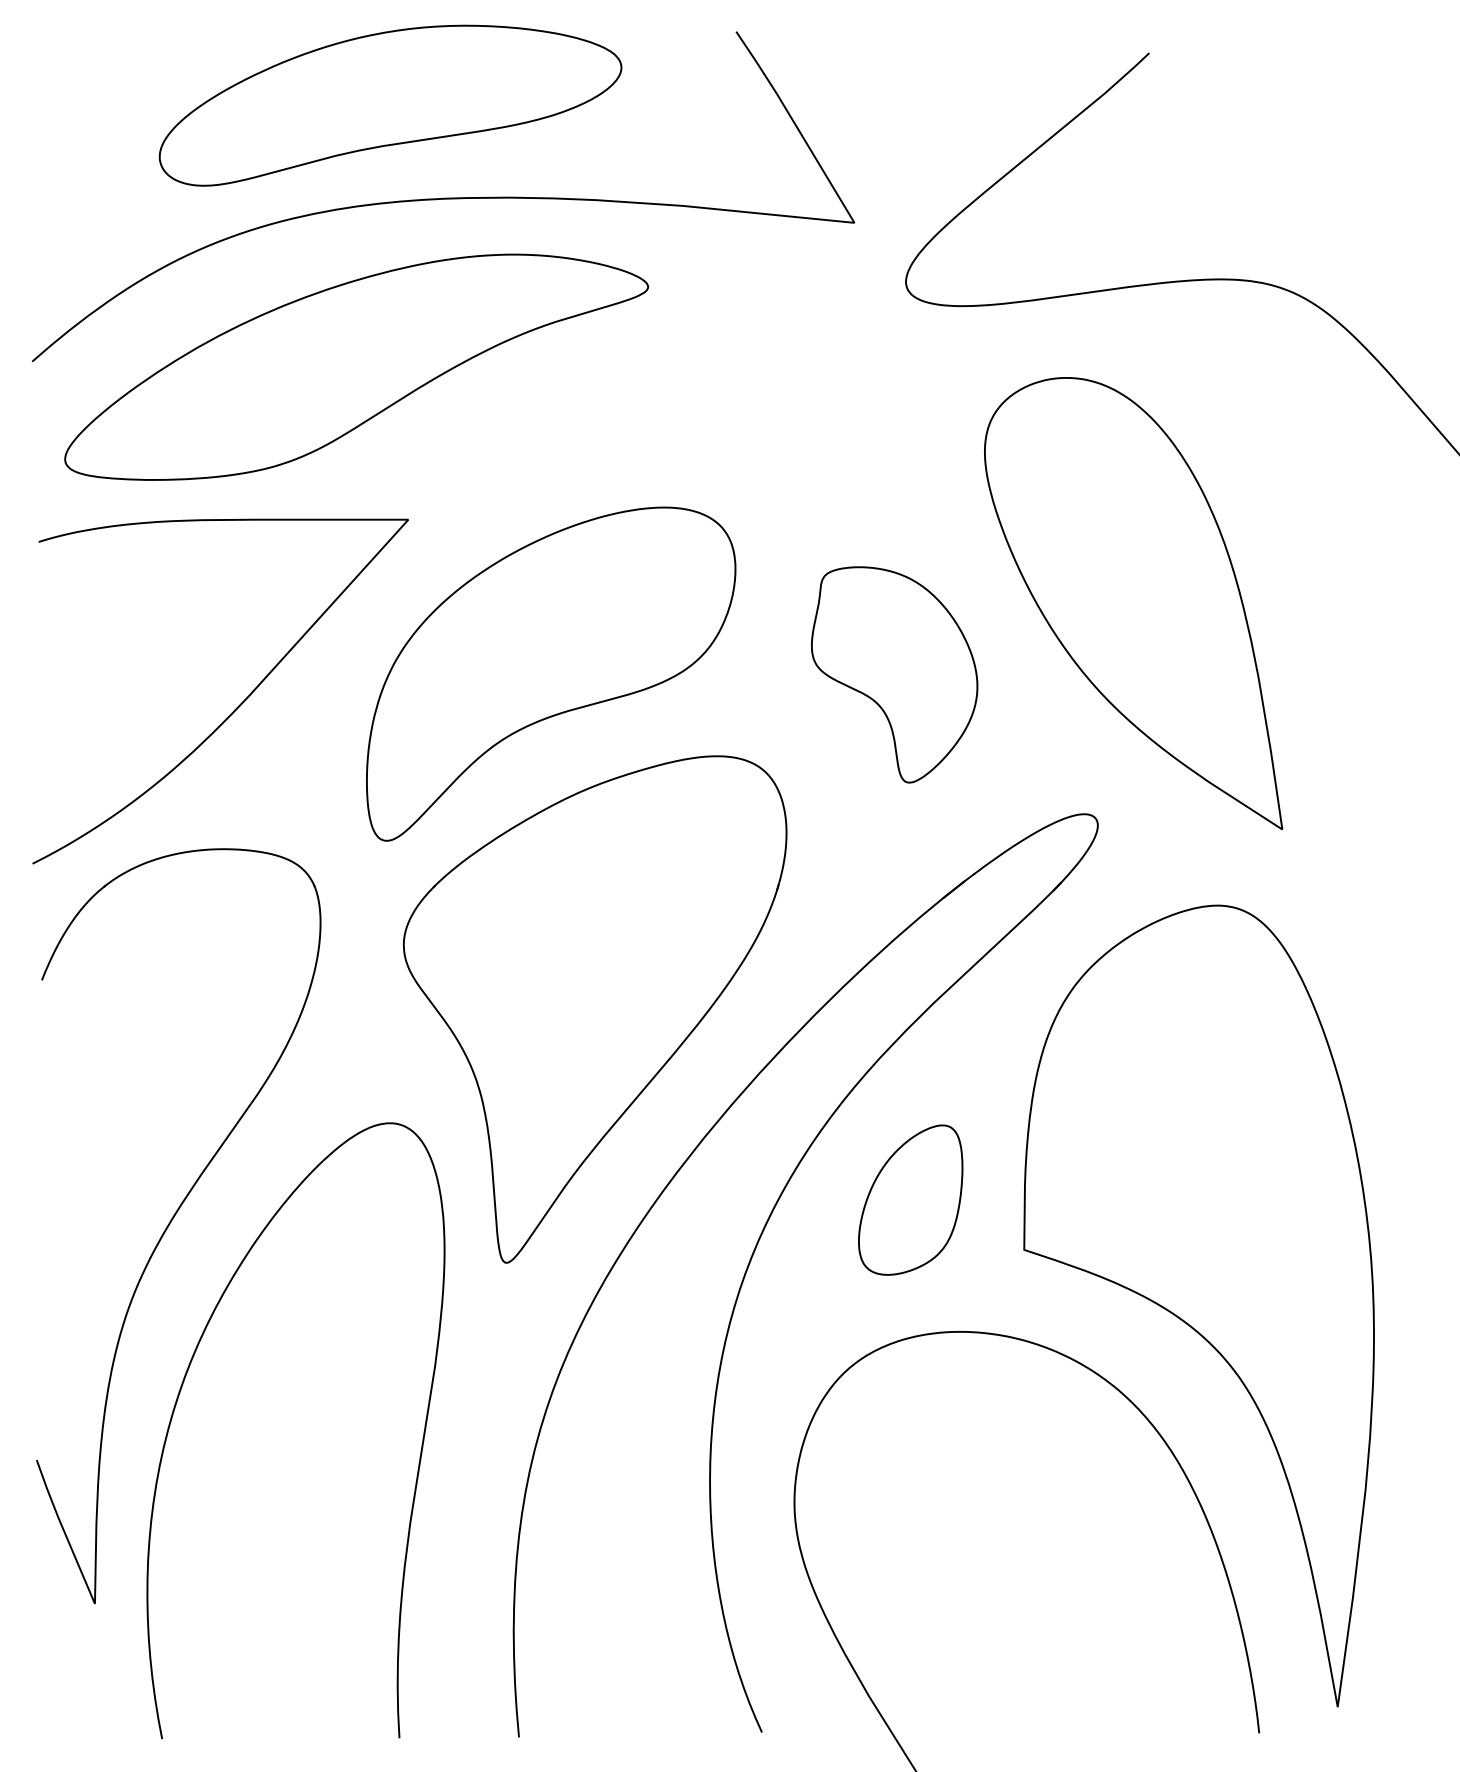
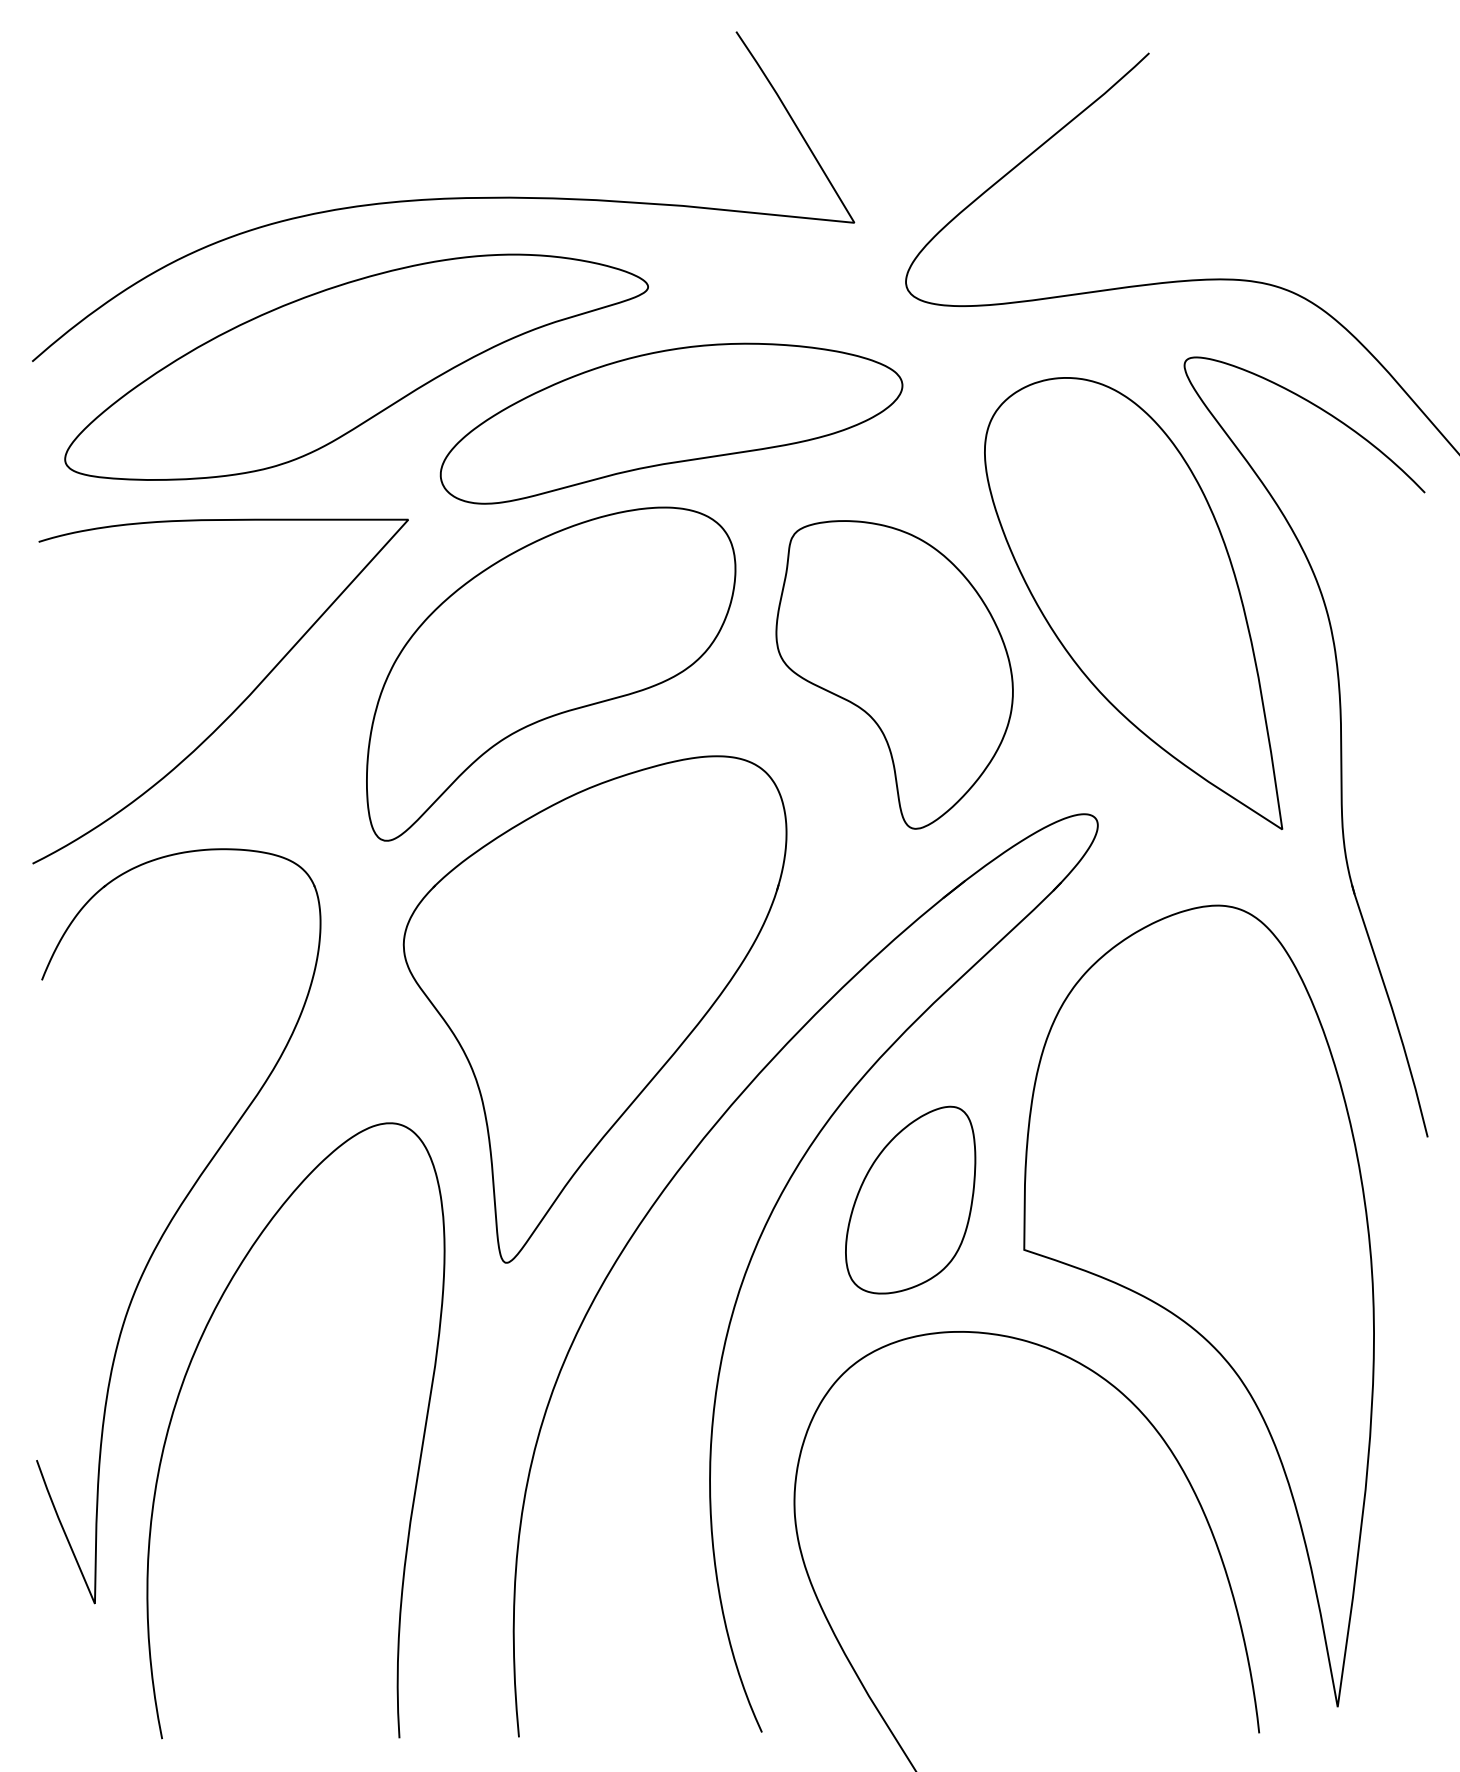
part position: (390, 105) -> (671, 423) (671, 423)
part size: 168x218 px -> 239x310 px (894, 674)
part: none -> present (1340, 746)
part size: 106x152 px -> 132x190 px (910, 1199)
